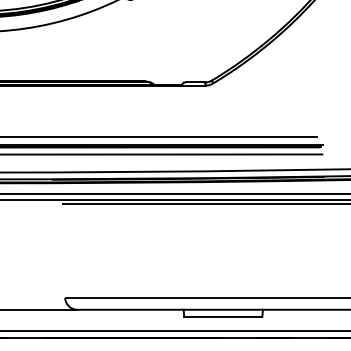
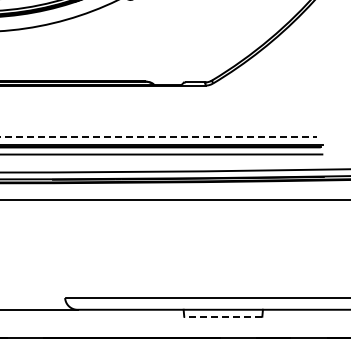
line: solid -> dashed (158, 136)
line: present -> none (174, 193)
line: present -> none (205, 203)
line: solid -> dashed (222, 316)
line: present -> none (174, 331)
